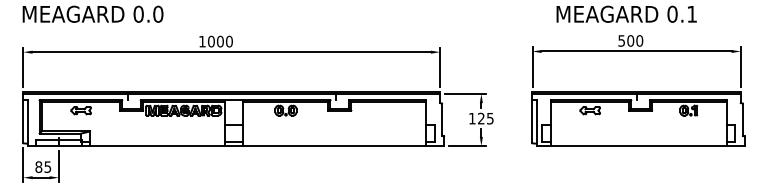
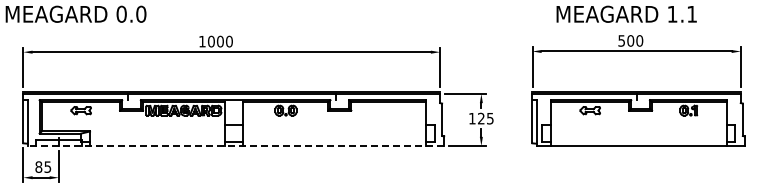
text position: (92, 13) -> (75, 13) (75, 13)
text: 0.1 -> 1.1 (672, 13)
line: solid -> dashed (235, 146)
